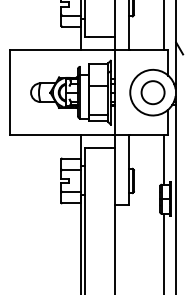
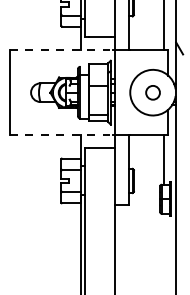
line: solid -> dashed (61, 50)
circle size: 26x26 px -> 16x16 px (152, 92)
line: solid -> dashed (61, 135)
line: present -> none (164, 252)
